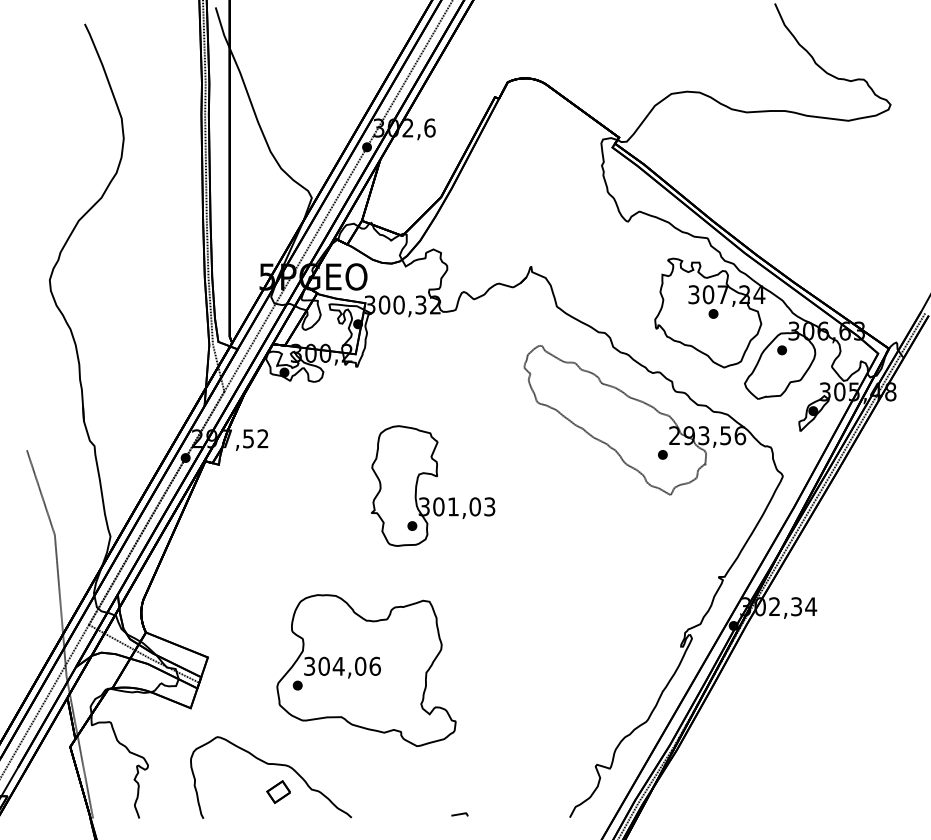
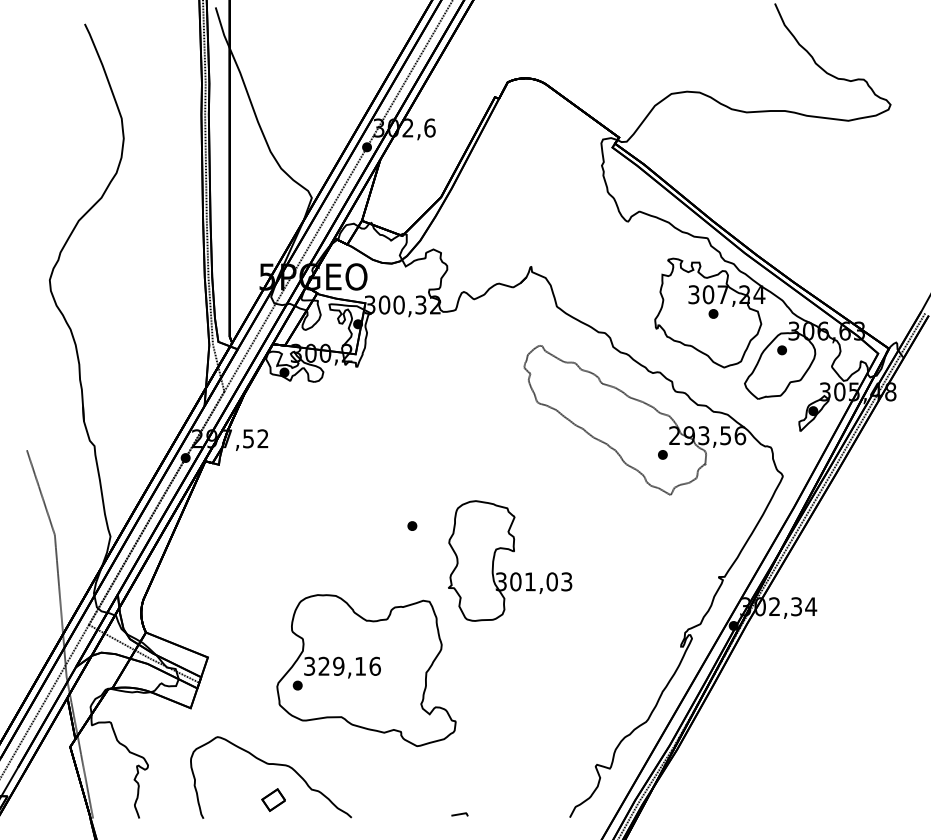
part position: (436, 477) -> (513, 552) (513, 552)
text: 304,06 -> 329,16 (342, 665)
part position: (278, 791) -> (273, 799) (273, 799)
